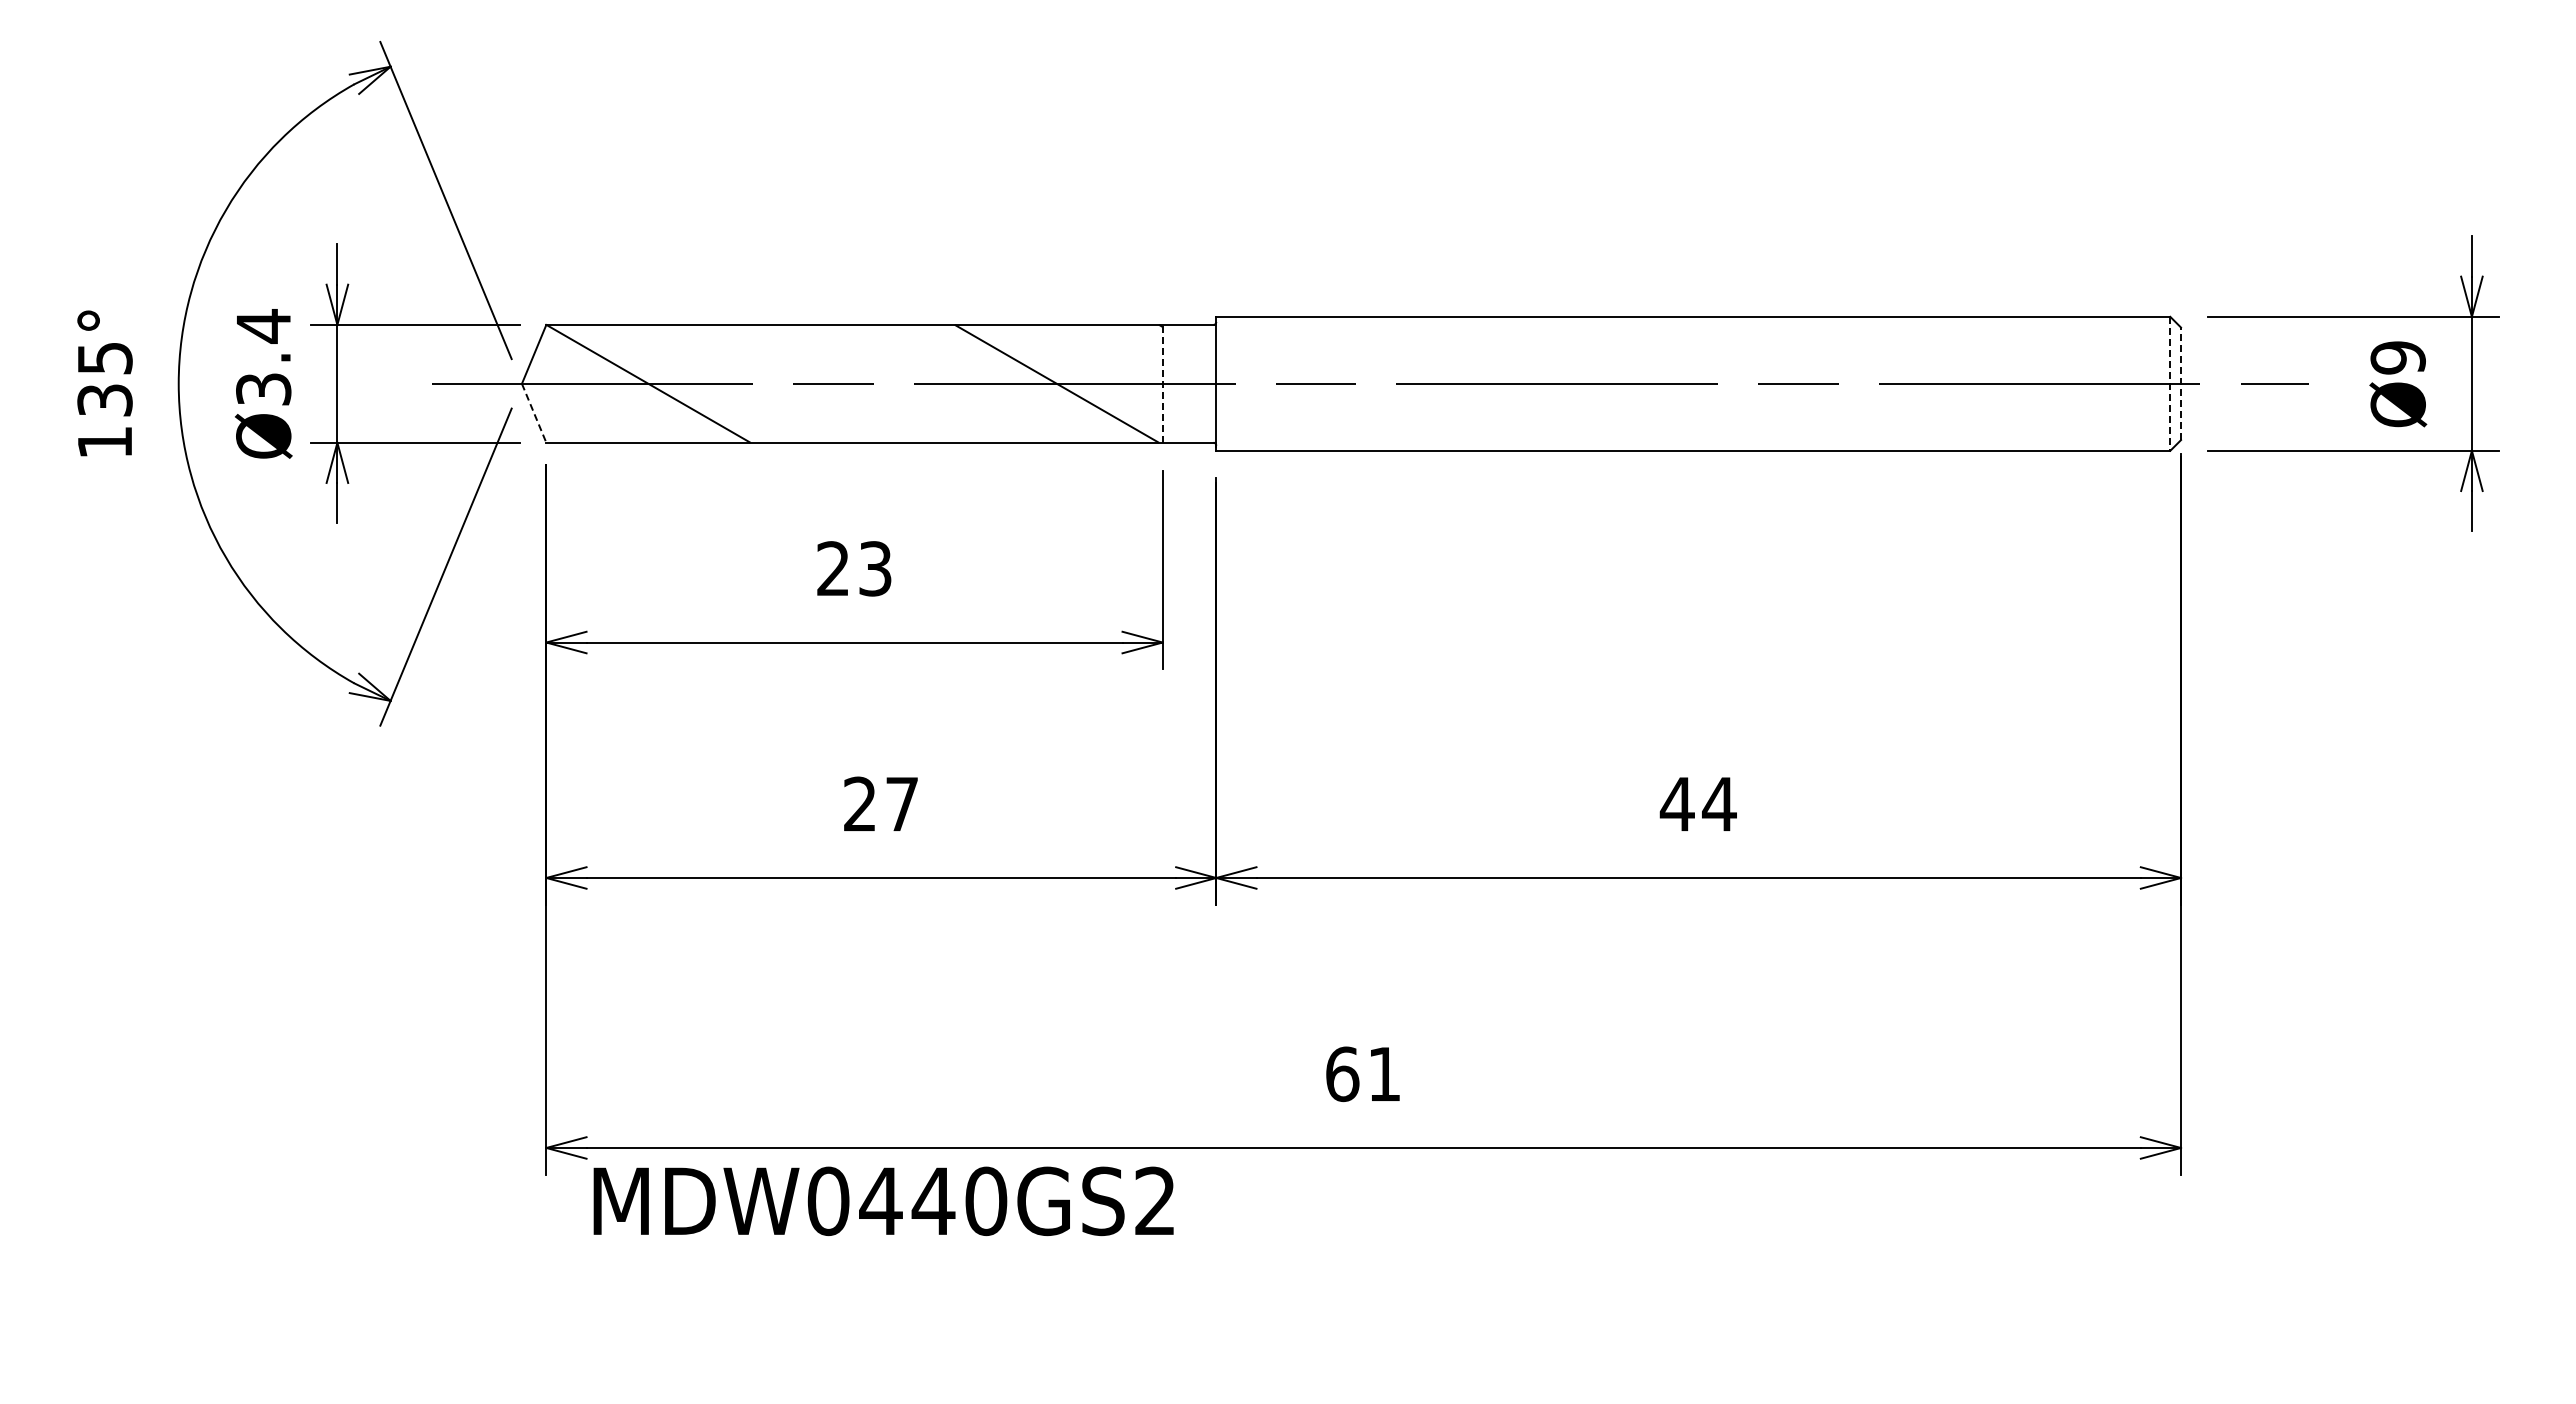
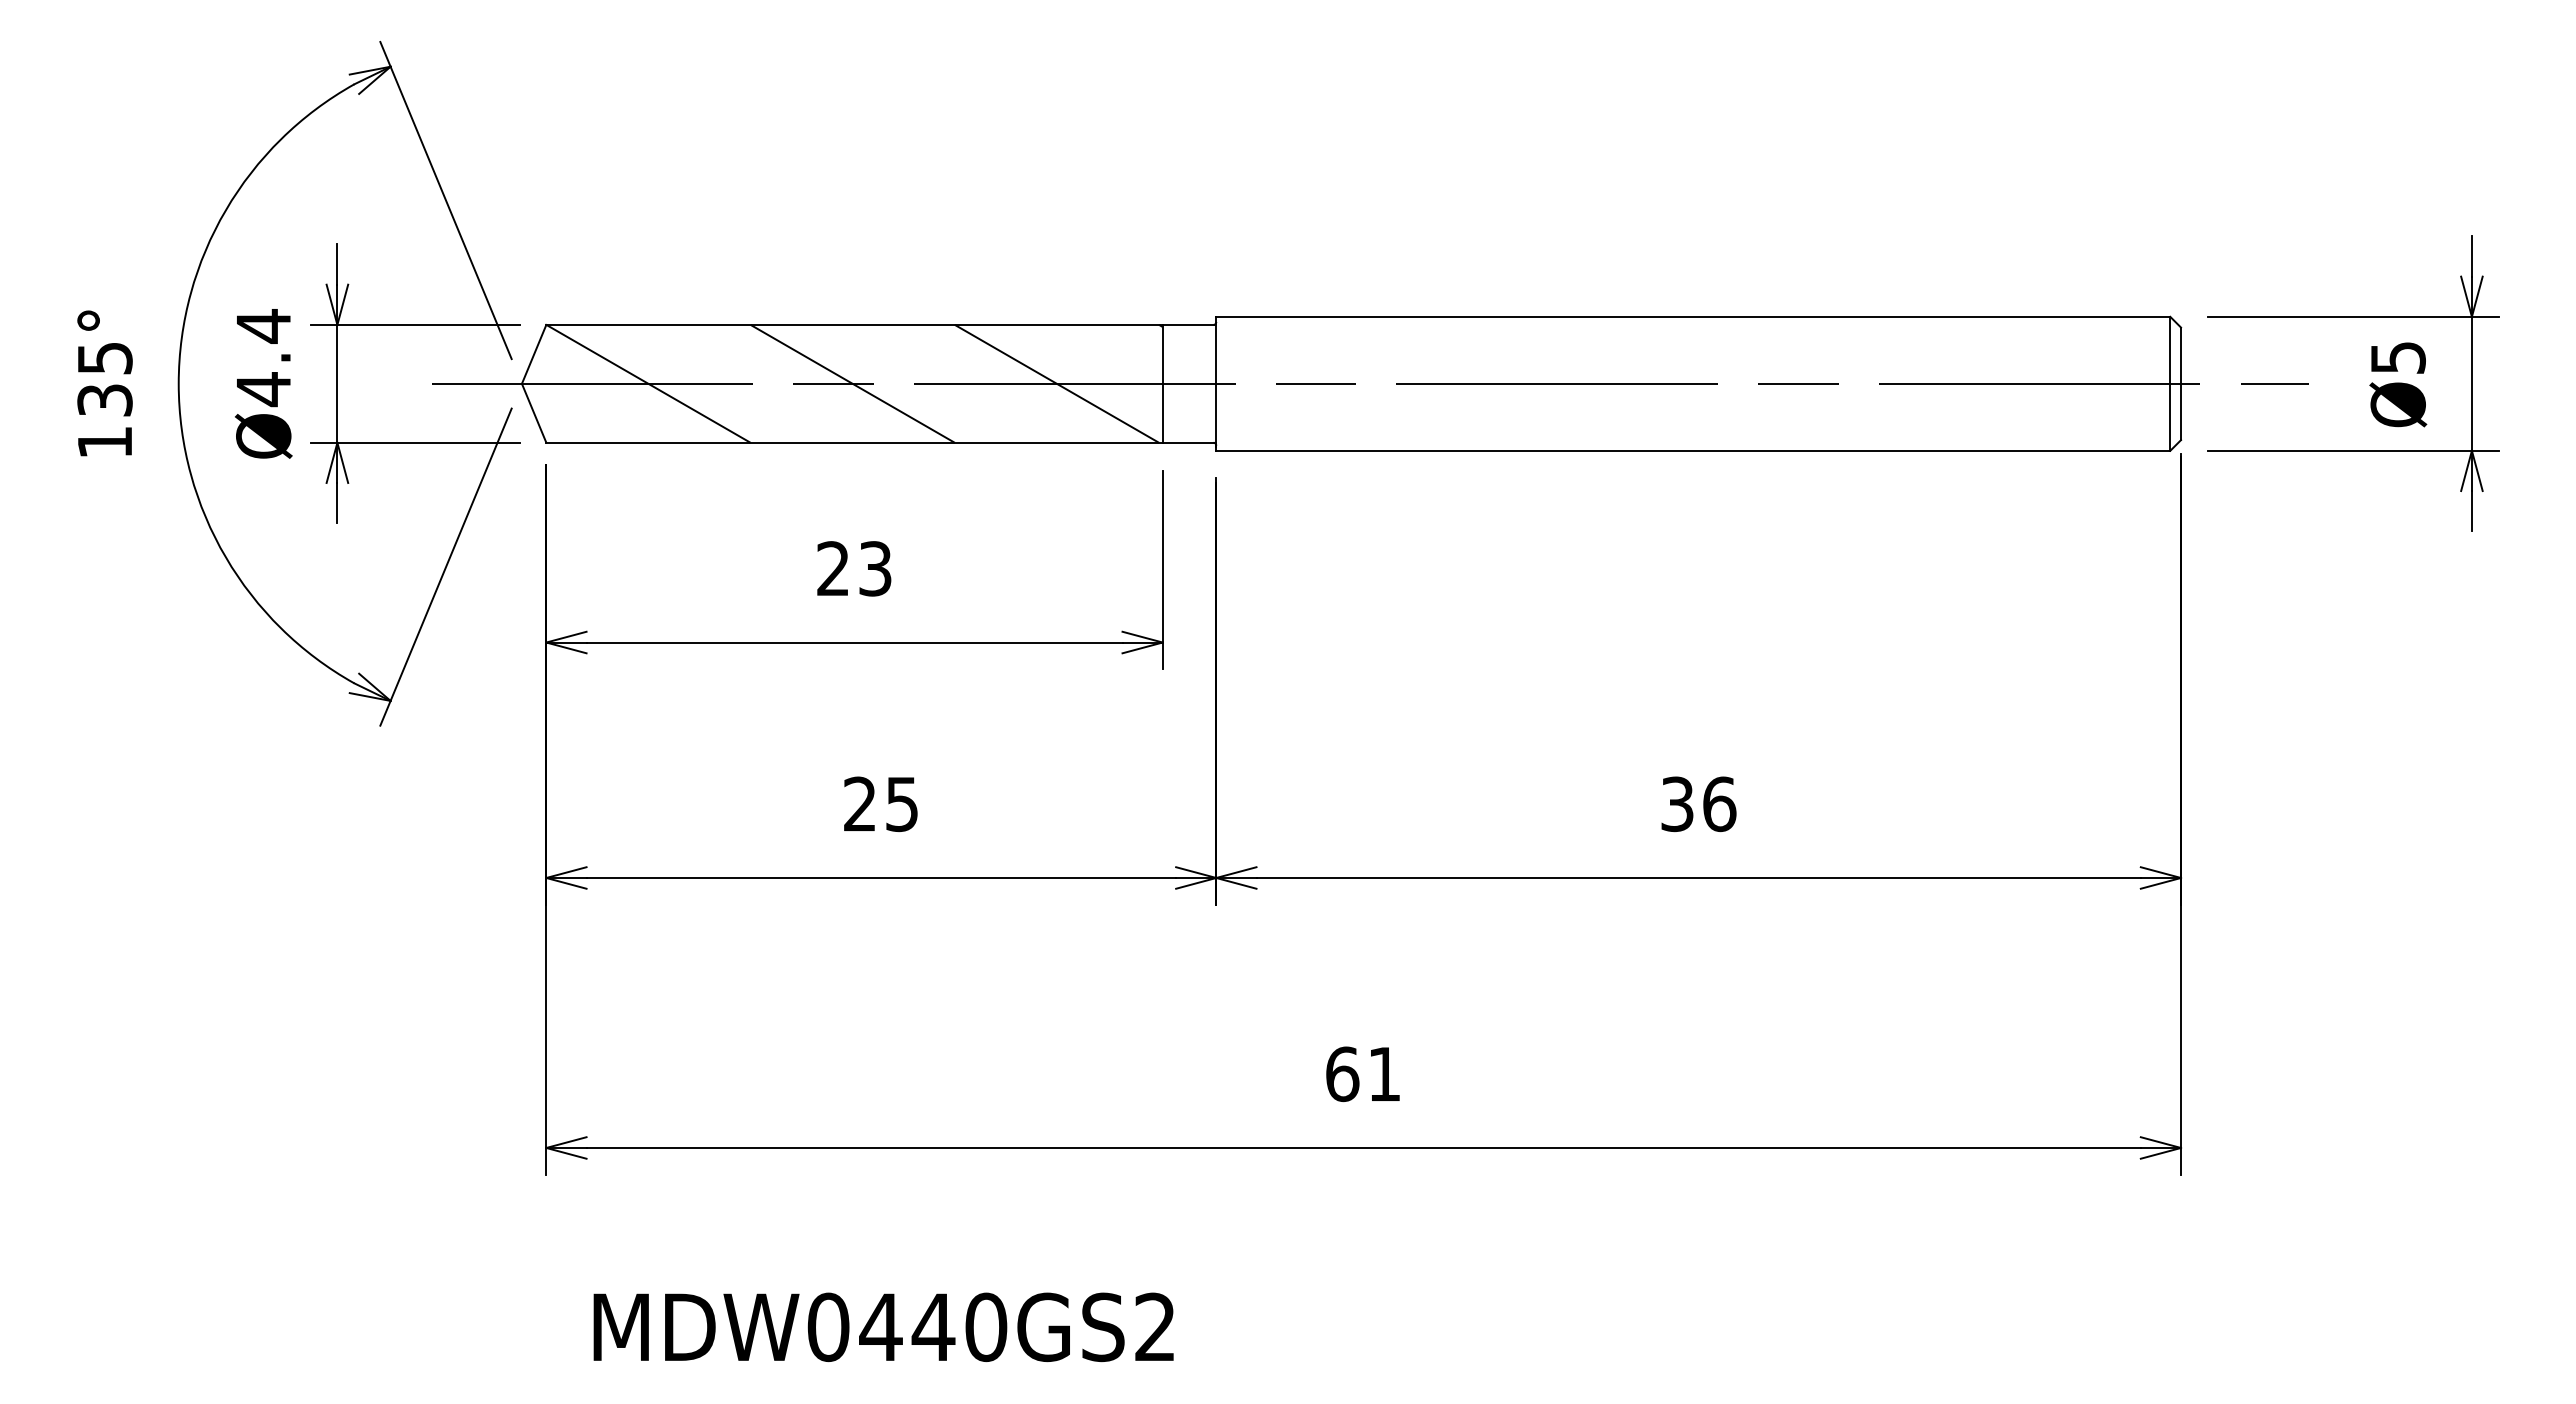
text: Ø9 -> Ø5 (2397, 357)
line: none -> present (852, 383)
line: dashed -> solid (1162, 383)
line: dashed -> solid (2170, 383)
line: dashed -> solid (2181, 383)
text: Ø3.4 -> Ø4.4 (263, 389)
line: dashed -> solid (534, 413)
text: 27 -> 25 (901, 804)
text: 44 -> 36 (1697, 804)
text position: (883, 1201) -> (883, 1327) (883, 1327)
